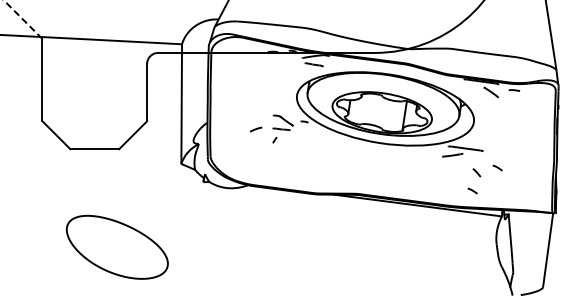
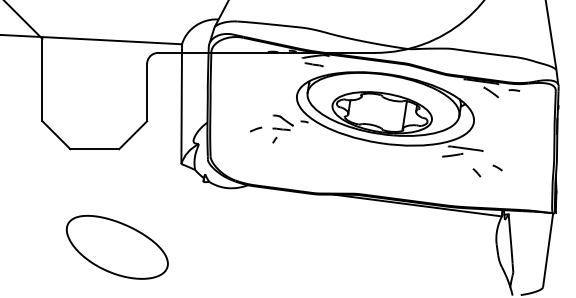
line: dashed -> solid (22, 19)
curve: present -> none (472, 190)
